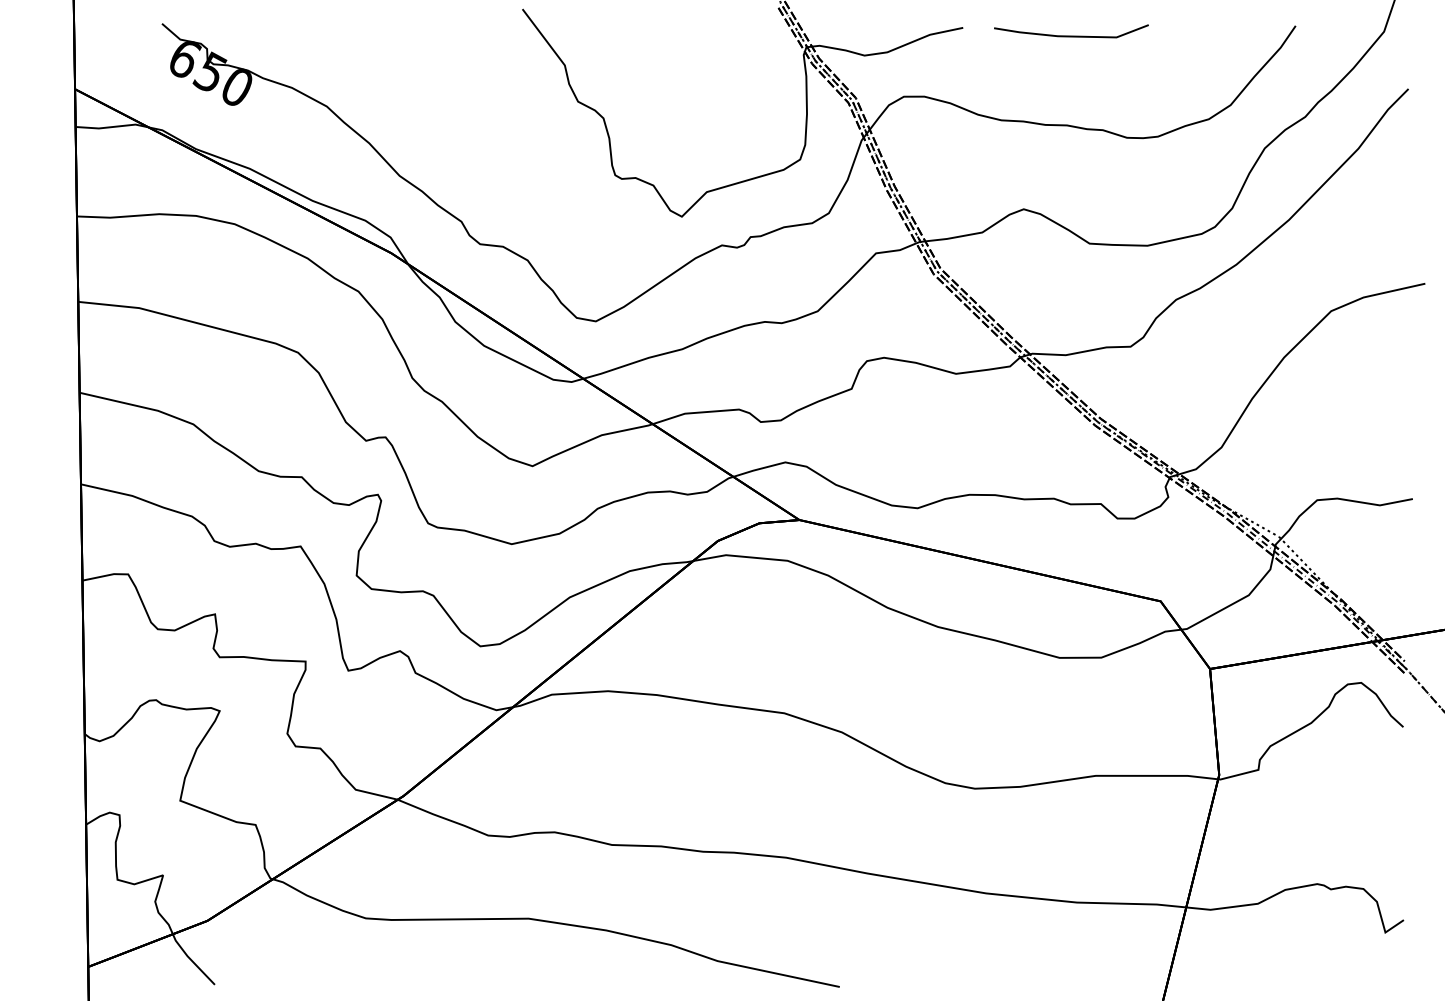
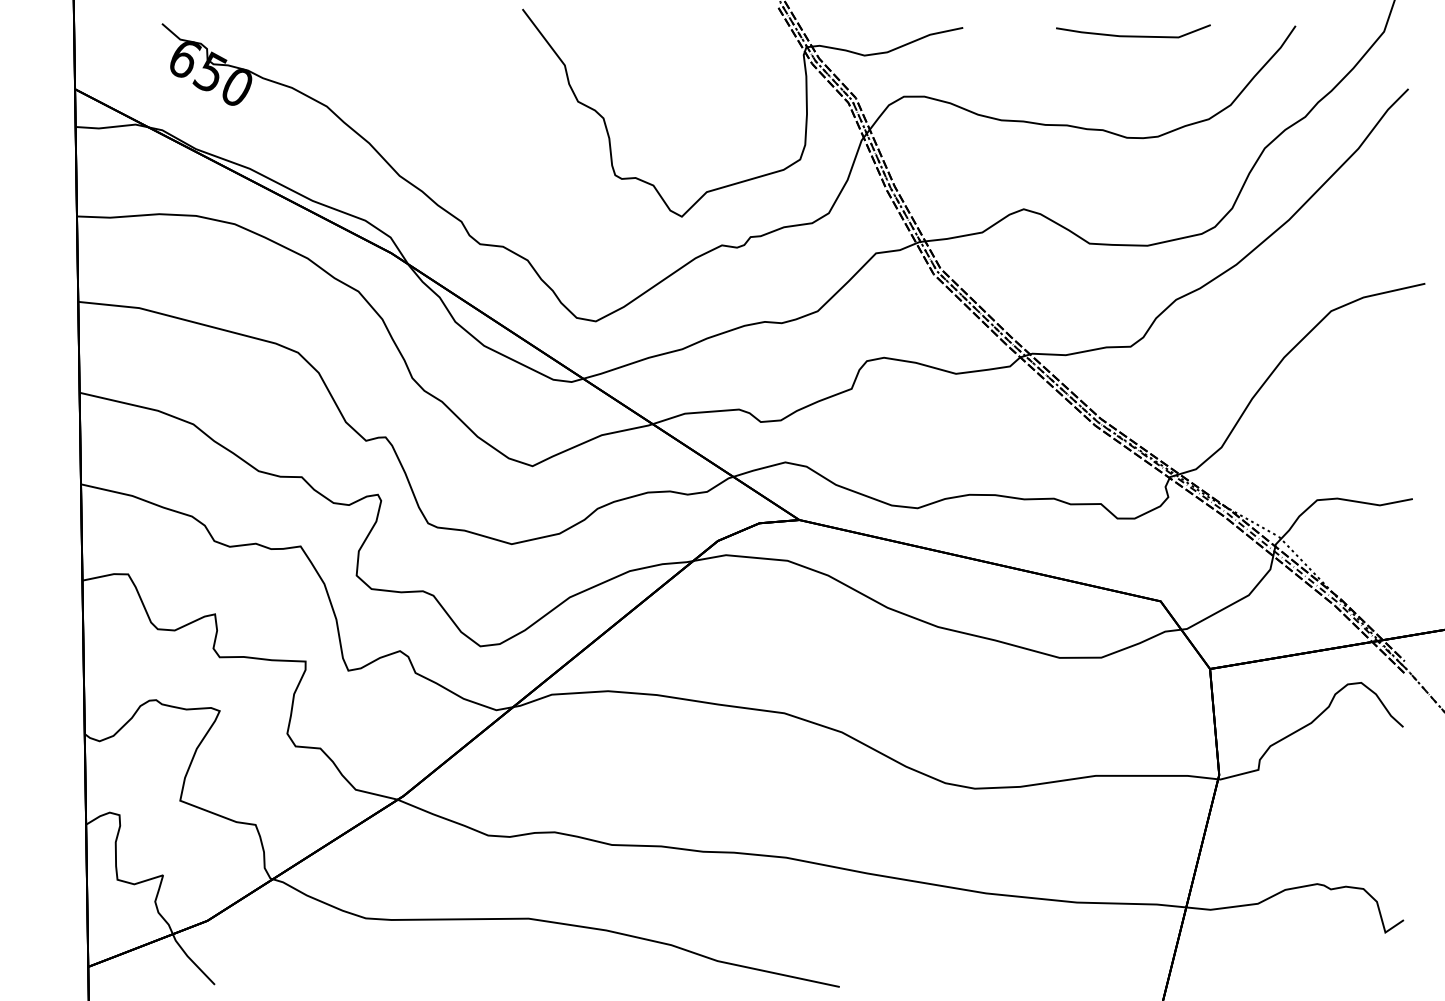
line position: (1071, 35) -> (1133, 35) (1133, 35)
